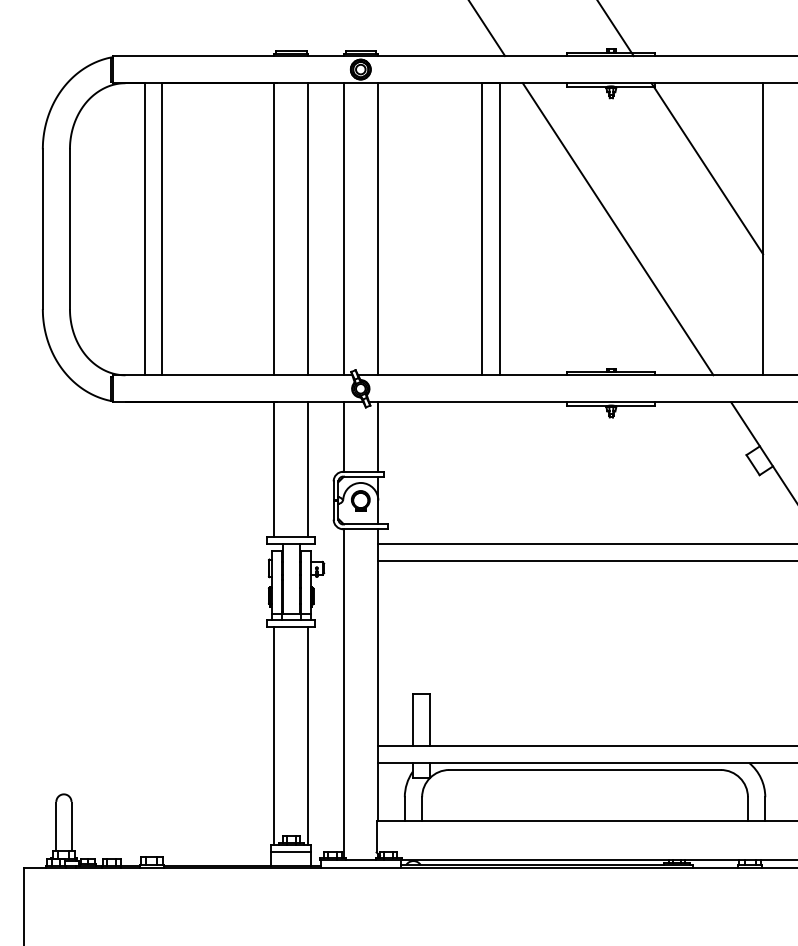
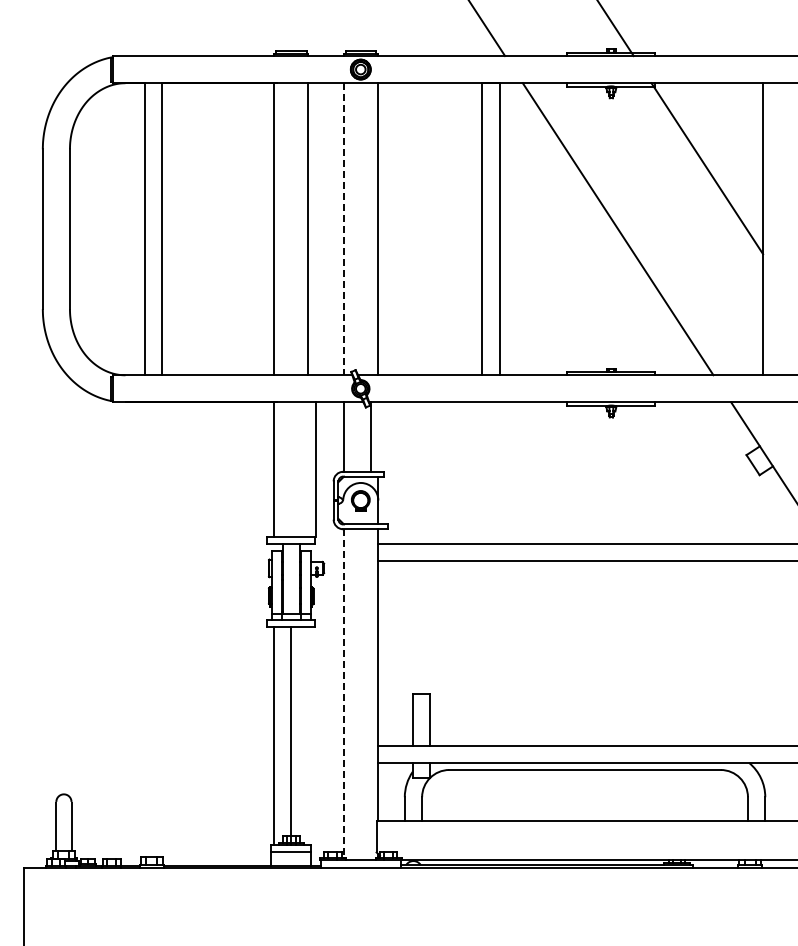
line: solid -> dashed (343, 229)
line position: (377, 436) -> (370, 436) (370, 436)
line position: (308, 469) -> (316, 469) (316, 469)
line: solid -> dashed (343, 694)
line position: (308, 736) -> (291, 736) (291, 736)
